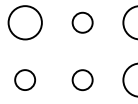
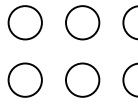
circle diameter: 20 px -> 33 px (82, 22)
circle size: 22x22 px -> 36x36 px (24, 79)
circle diameter: 20 px -> 33 px (82, 79)
